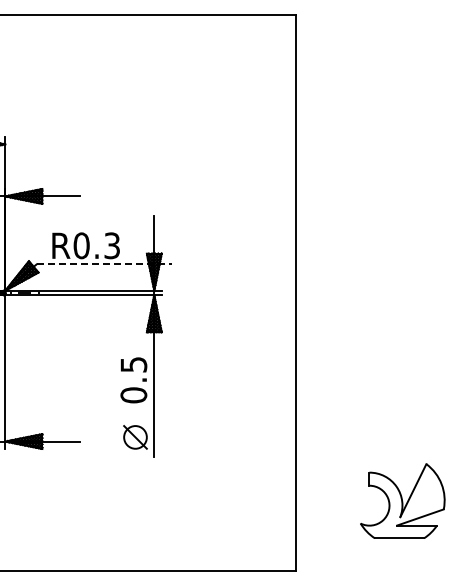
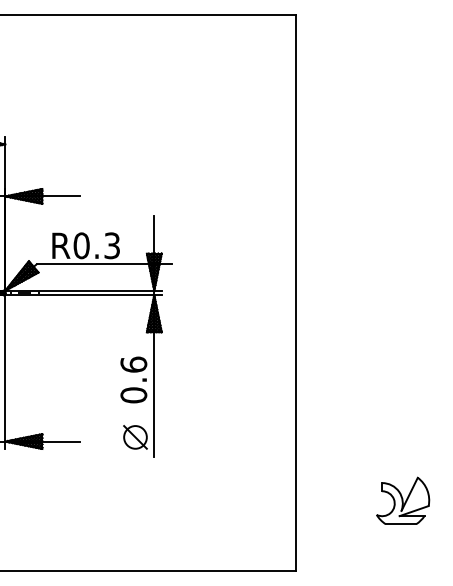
line: dashed -> solid (104, 264)
text: 0.5 -> 0.6 (133, 364)
part size: 86x76 px -> 55x49 px (403, 500)
